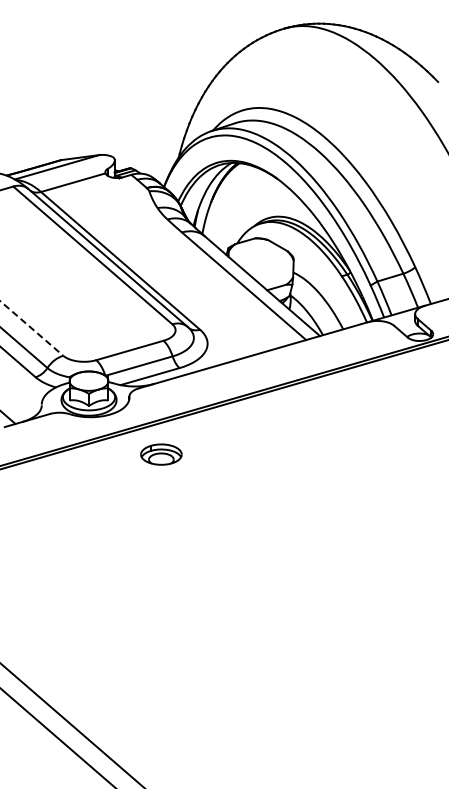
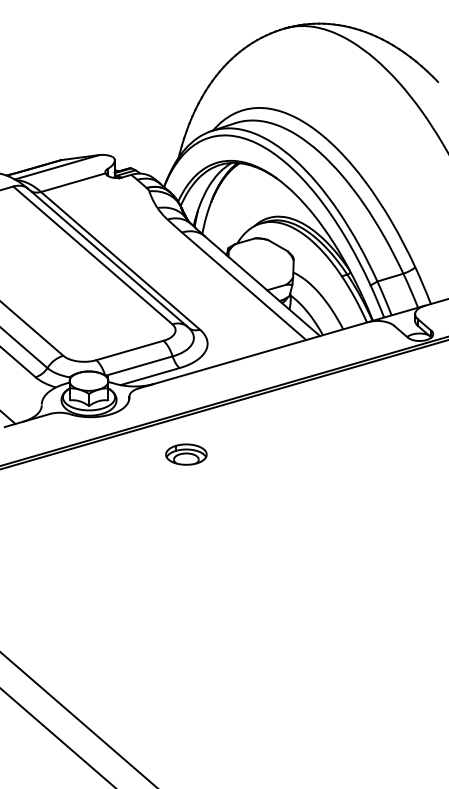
line: dashed -> solid (31, 328)
part position: (161, 454) -> (186, 454) (186, 454)
line position: (72, 724) -> (78, 719) (78, 719)
